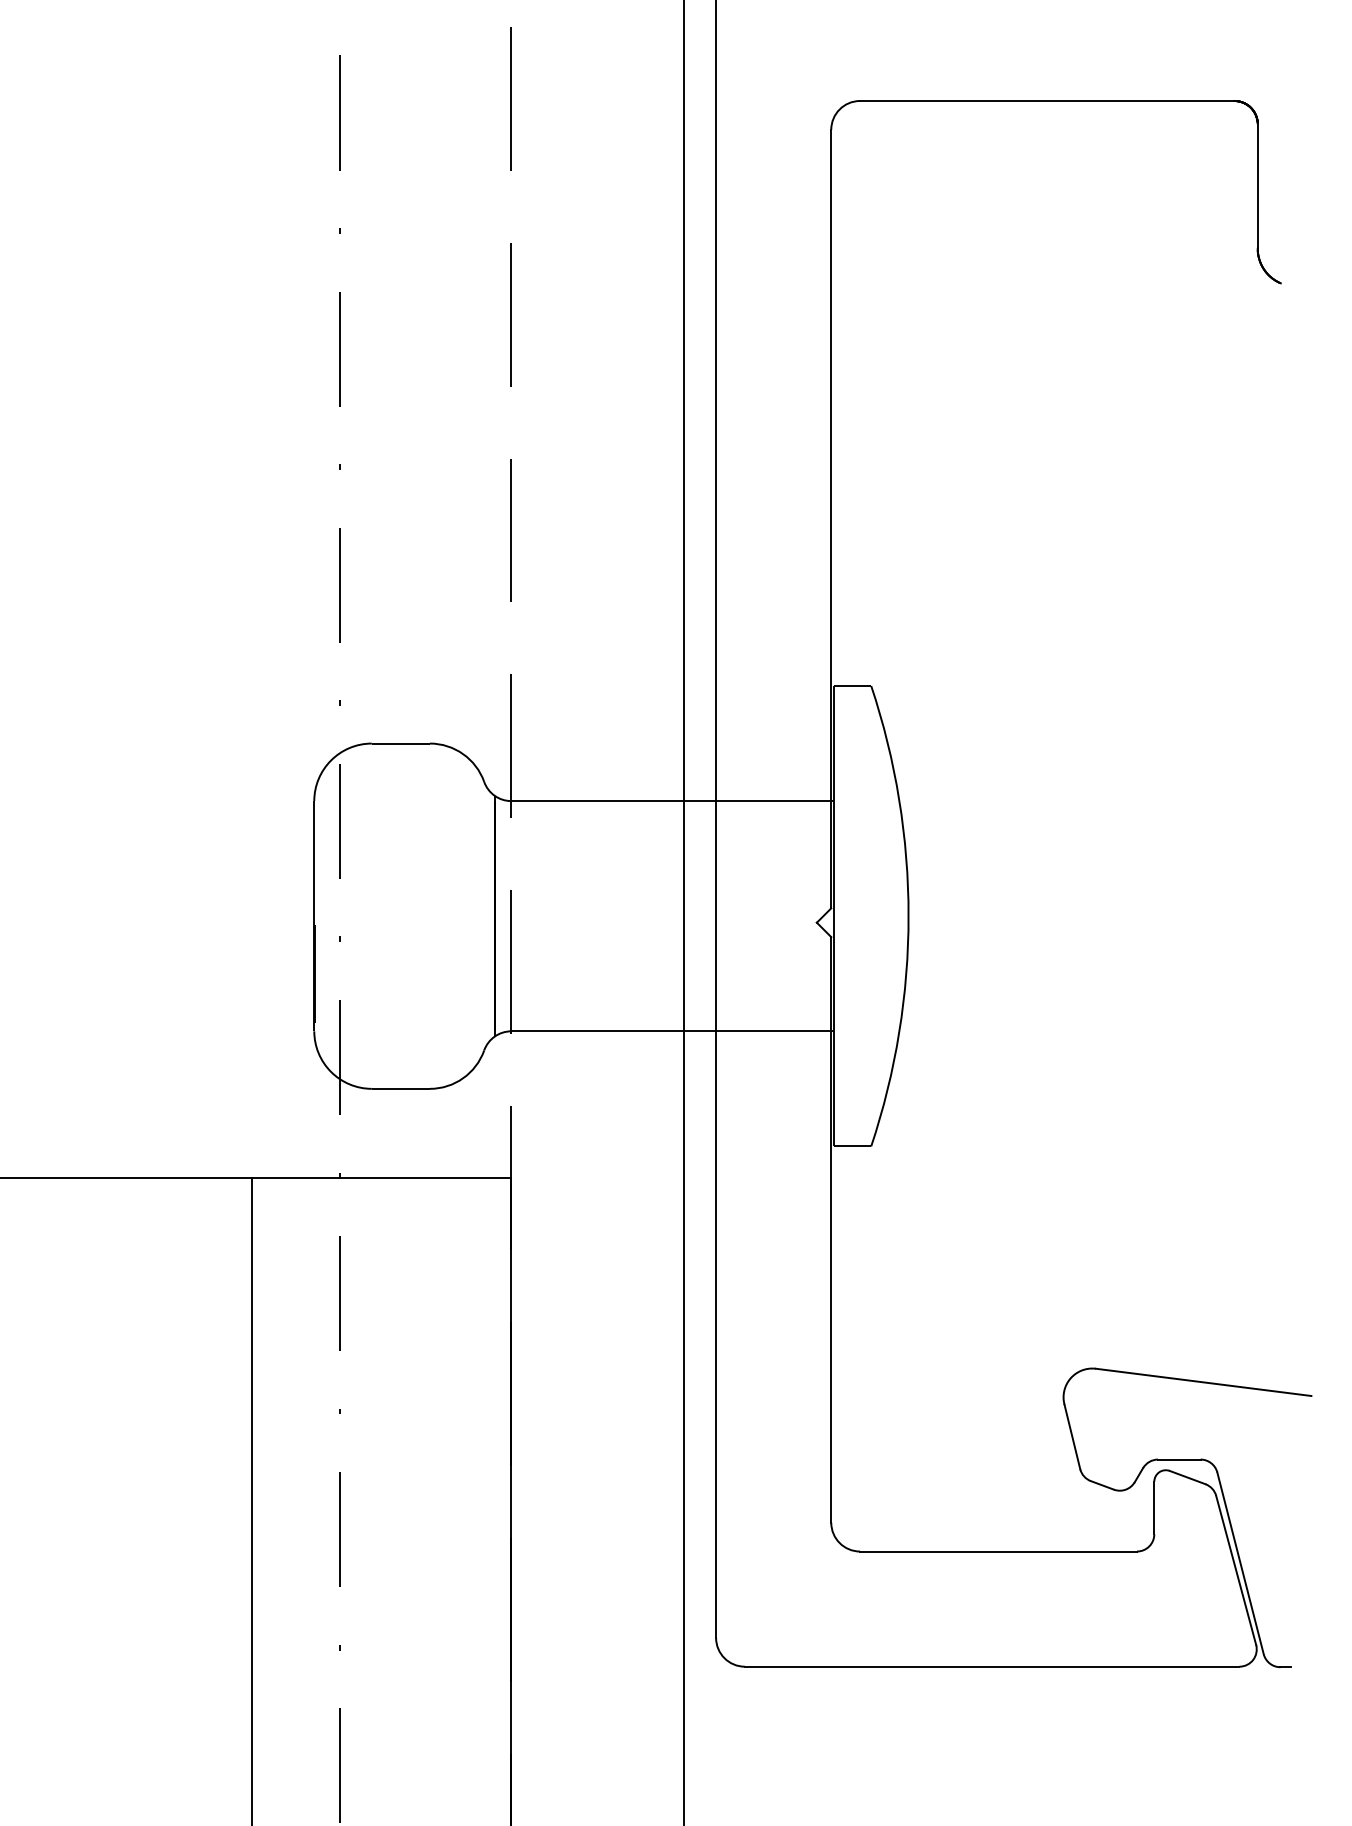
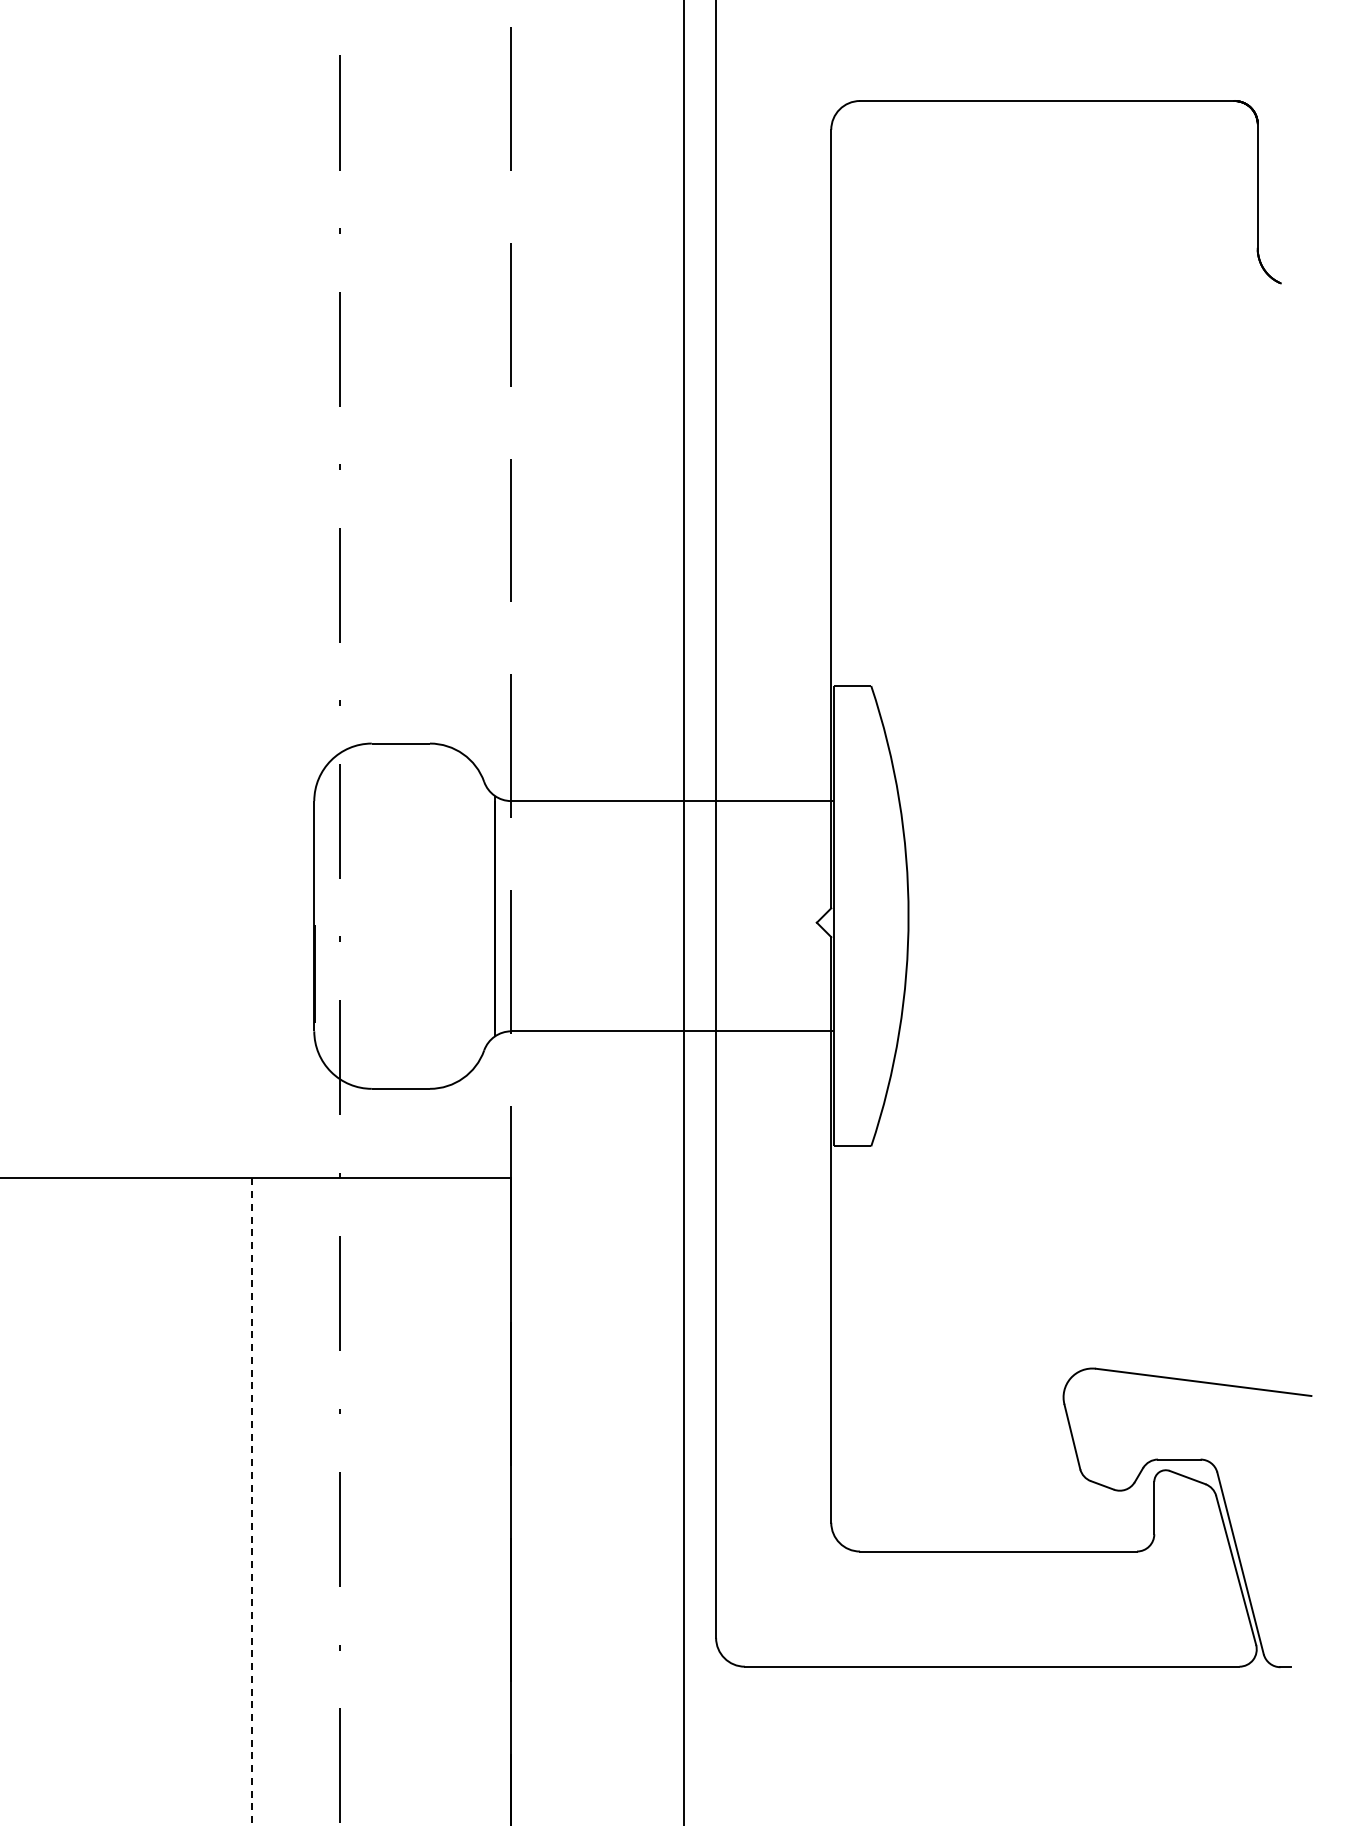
line: solid -> dashed (252, 1502)
